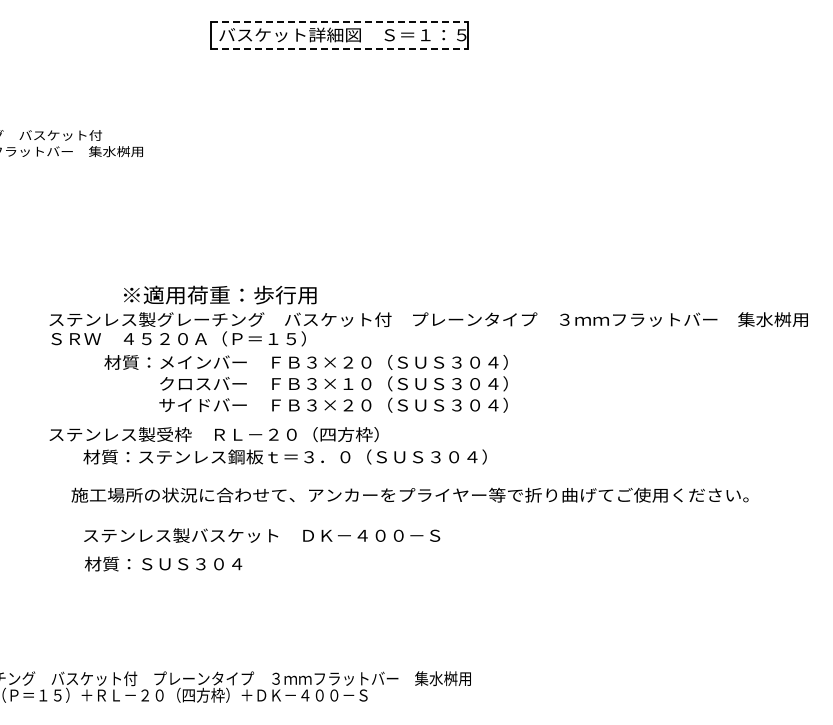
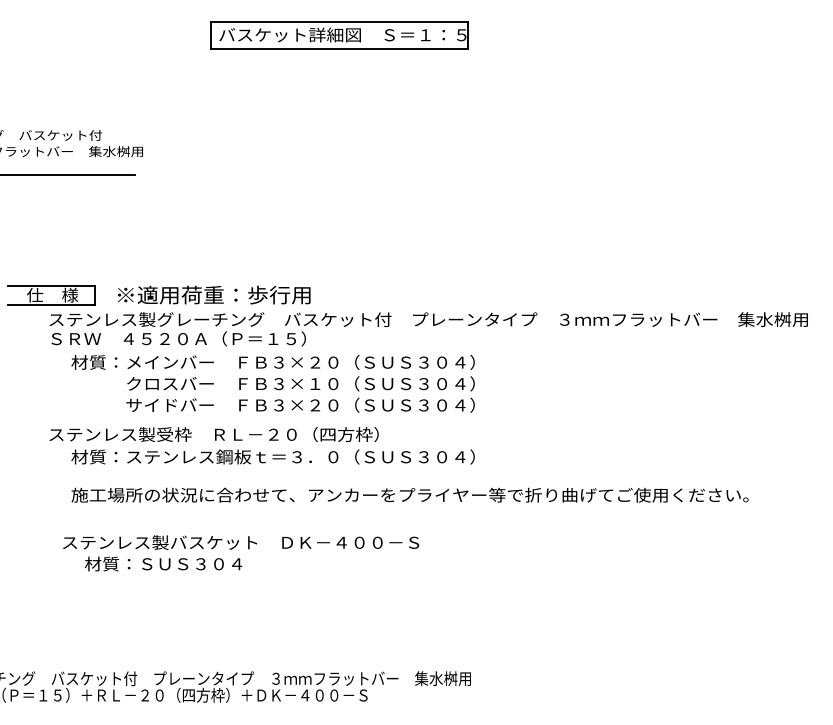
line: dashed -> solid (340, 21)
line: dashed -> solid (340, 49)
line: none -> present (68, 174)
part: none -> present (43, 293)
text position: (220, 294) -> (214, 294) (214, 294)
text position: (305, 383) -> (272, 383) (272, 383)
text position: (284, 456) -> (272, 456) (272, 456)
text position: (262, 535) -> (241, 542) (241, 542)
